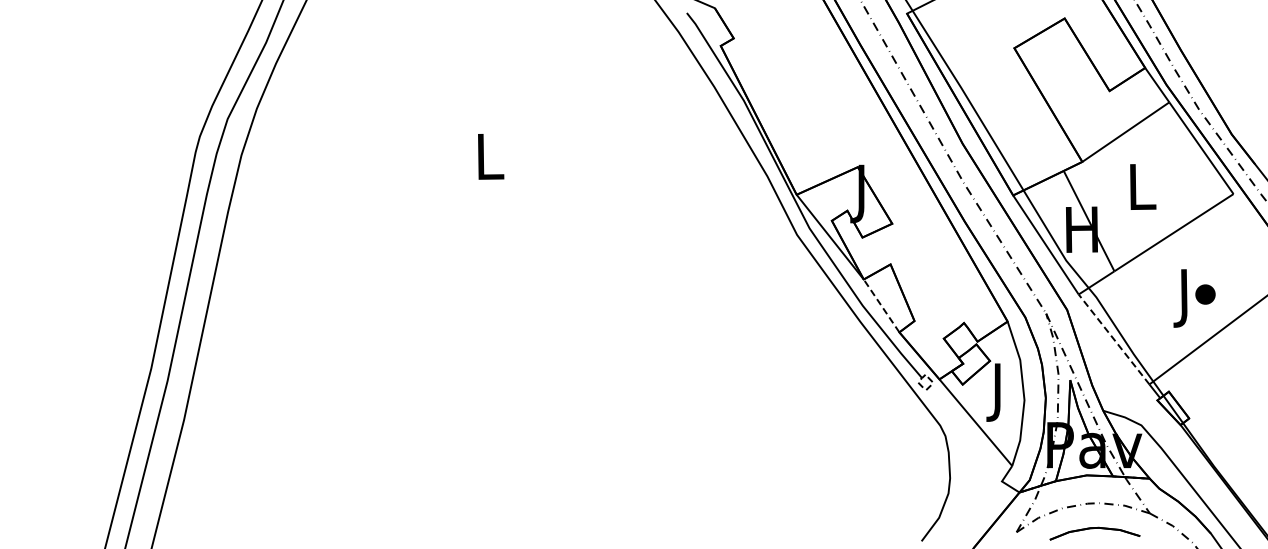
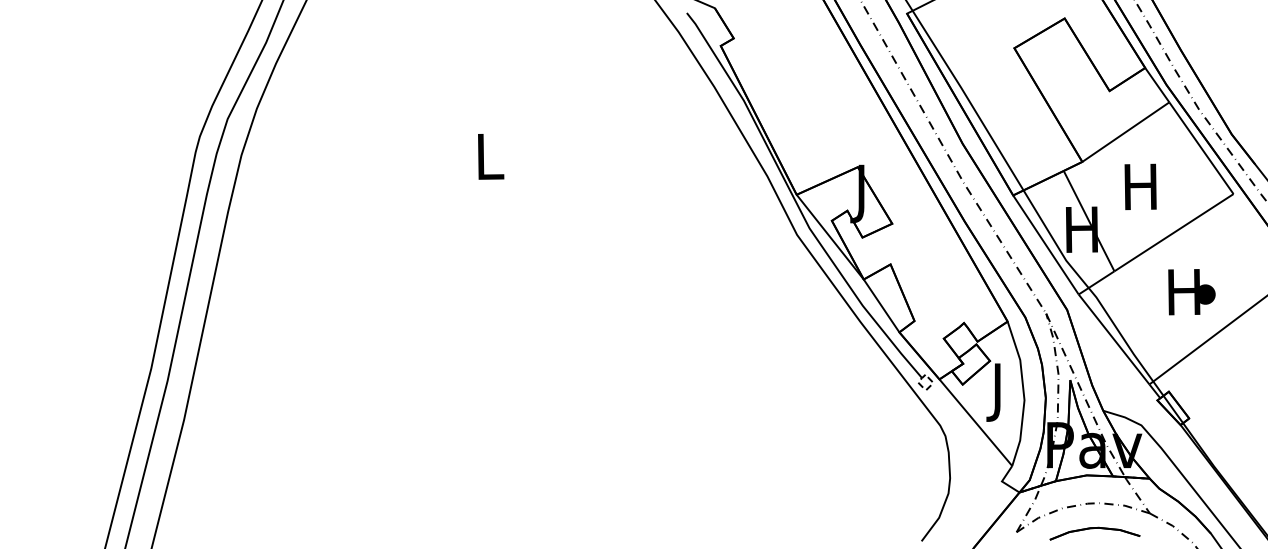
text: L -> H (1140, 186)
text: J -> H (1184, 298)
line: dashed -> solid (881, 305)
line: dashed -> solid (1113, 339)
